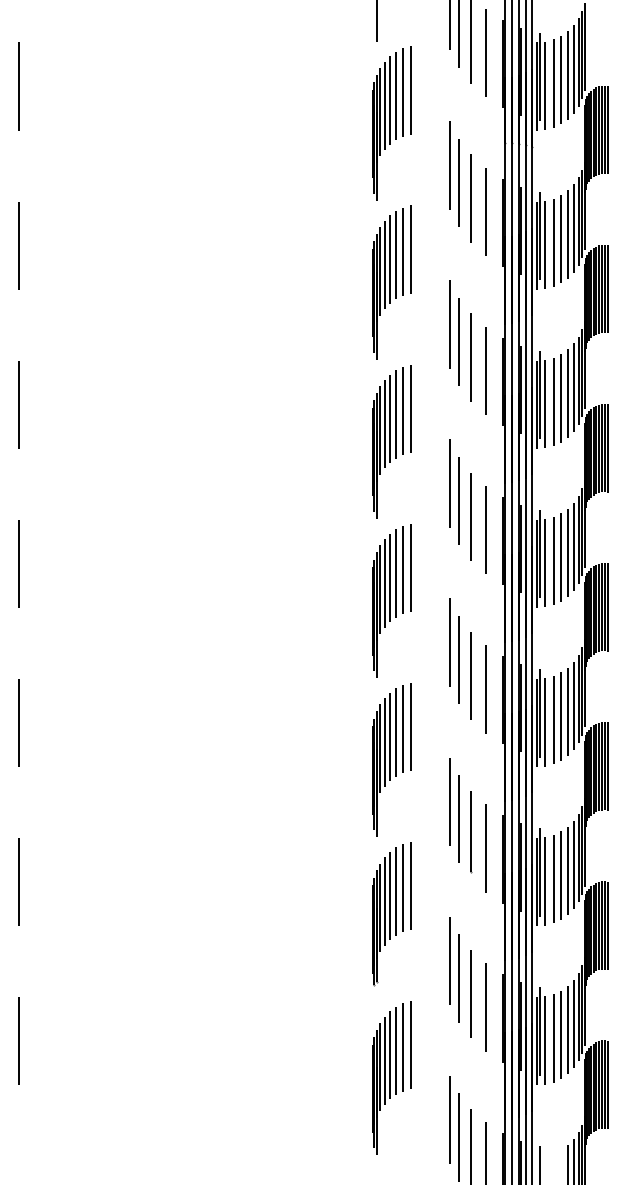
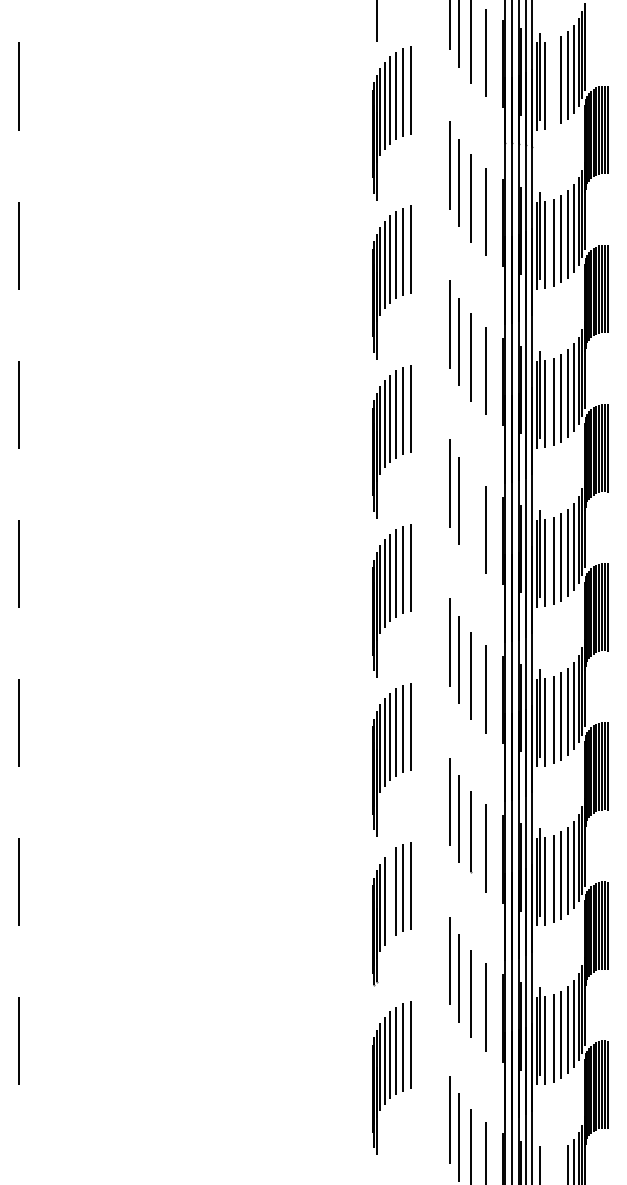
line: present -> none (553, 83)
line: present -> none (471, 516)
line: present -> none (390, 895)
